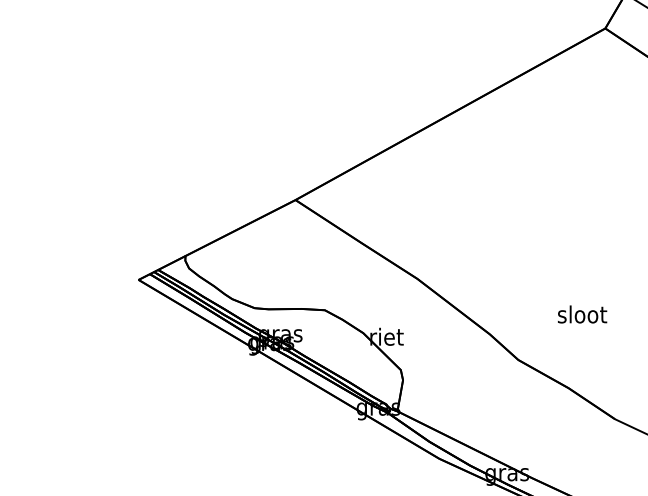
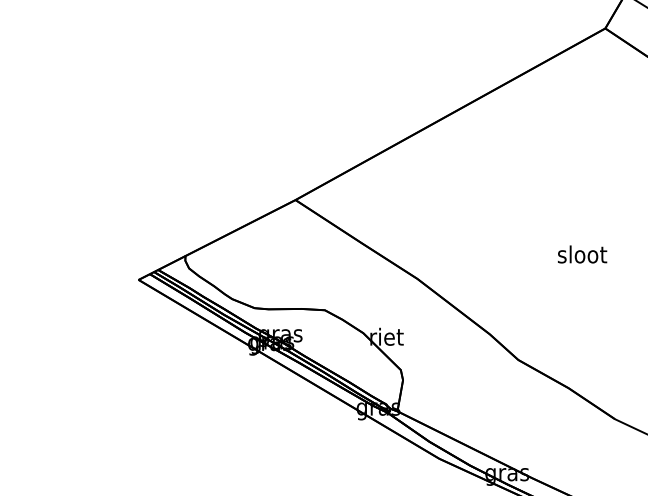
text position: (582, 314) -> (582, 254) (582, 254)
